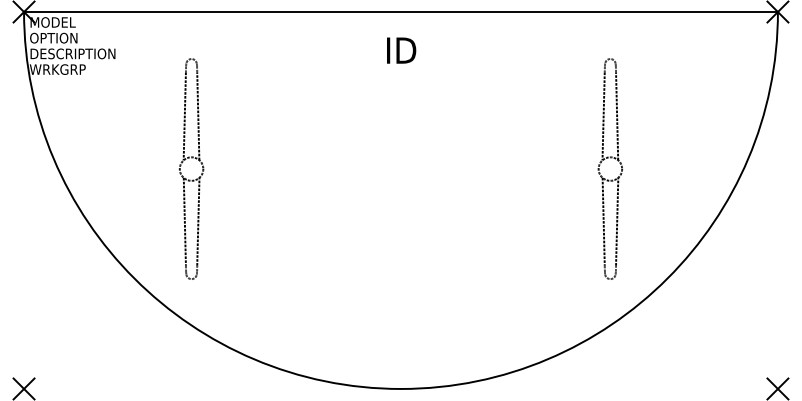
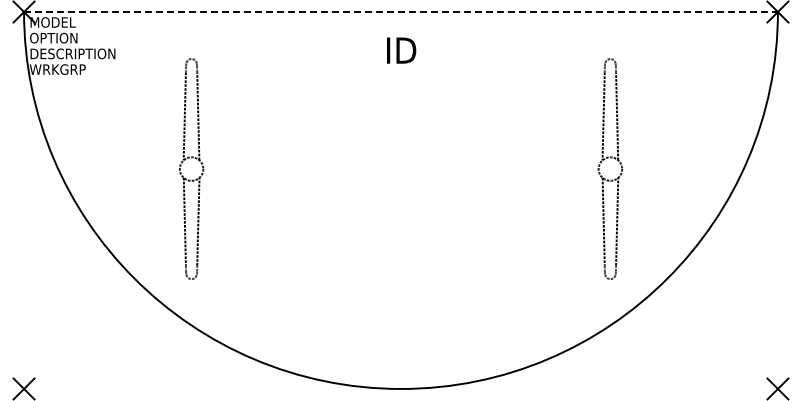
line: solid -> dashed (401, 12)
